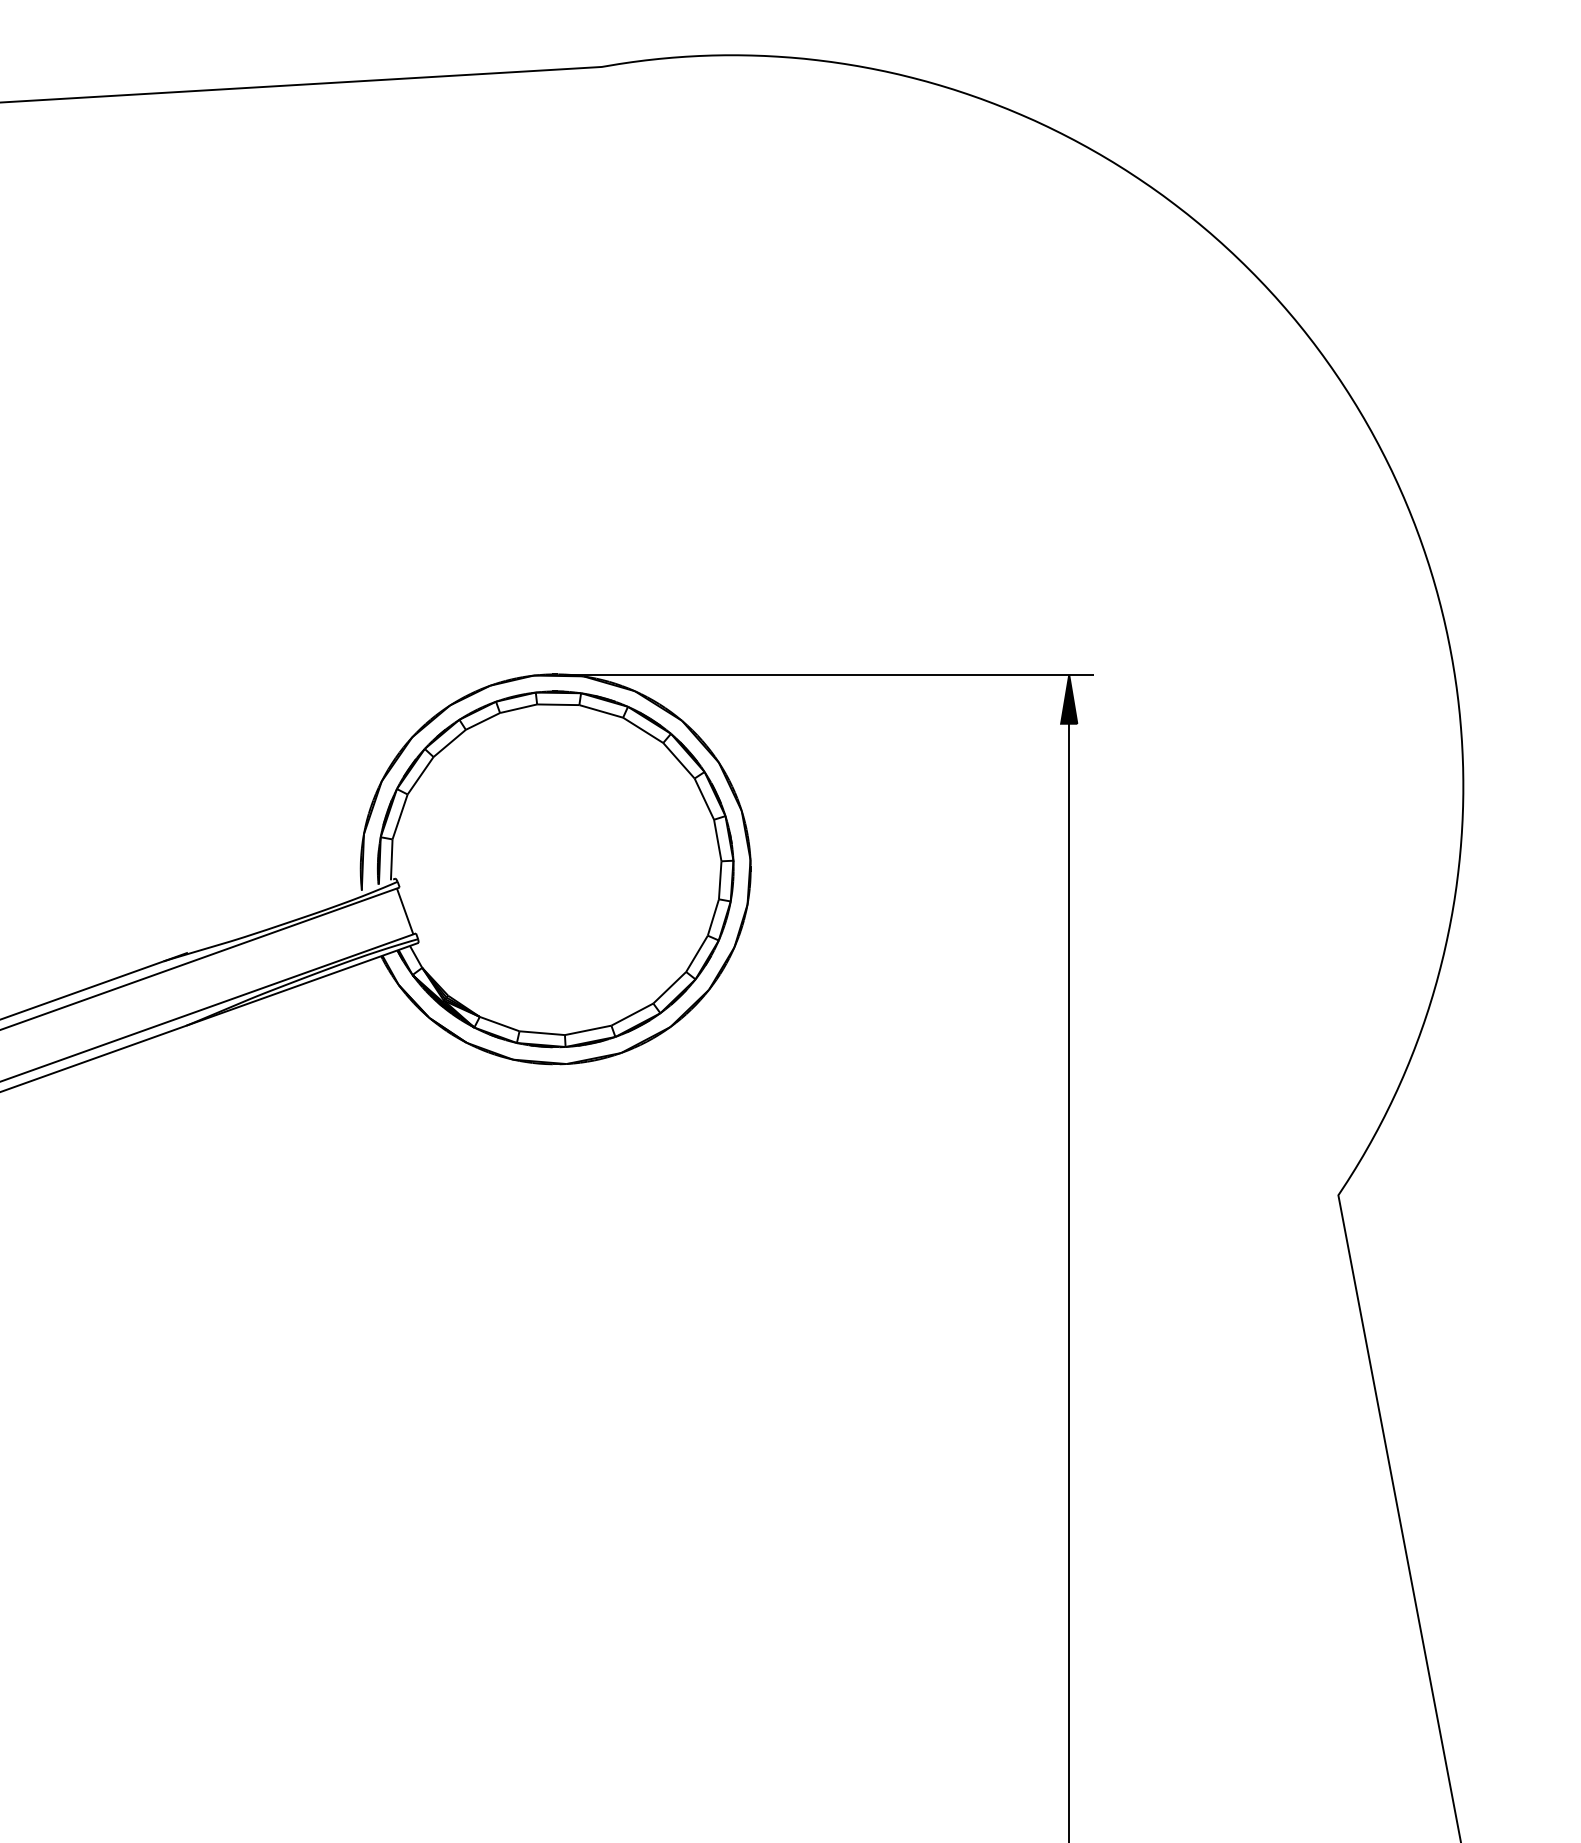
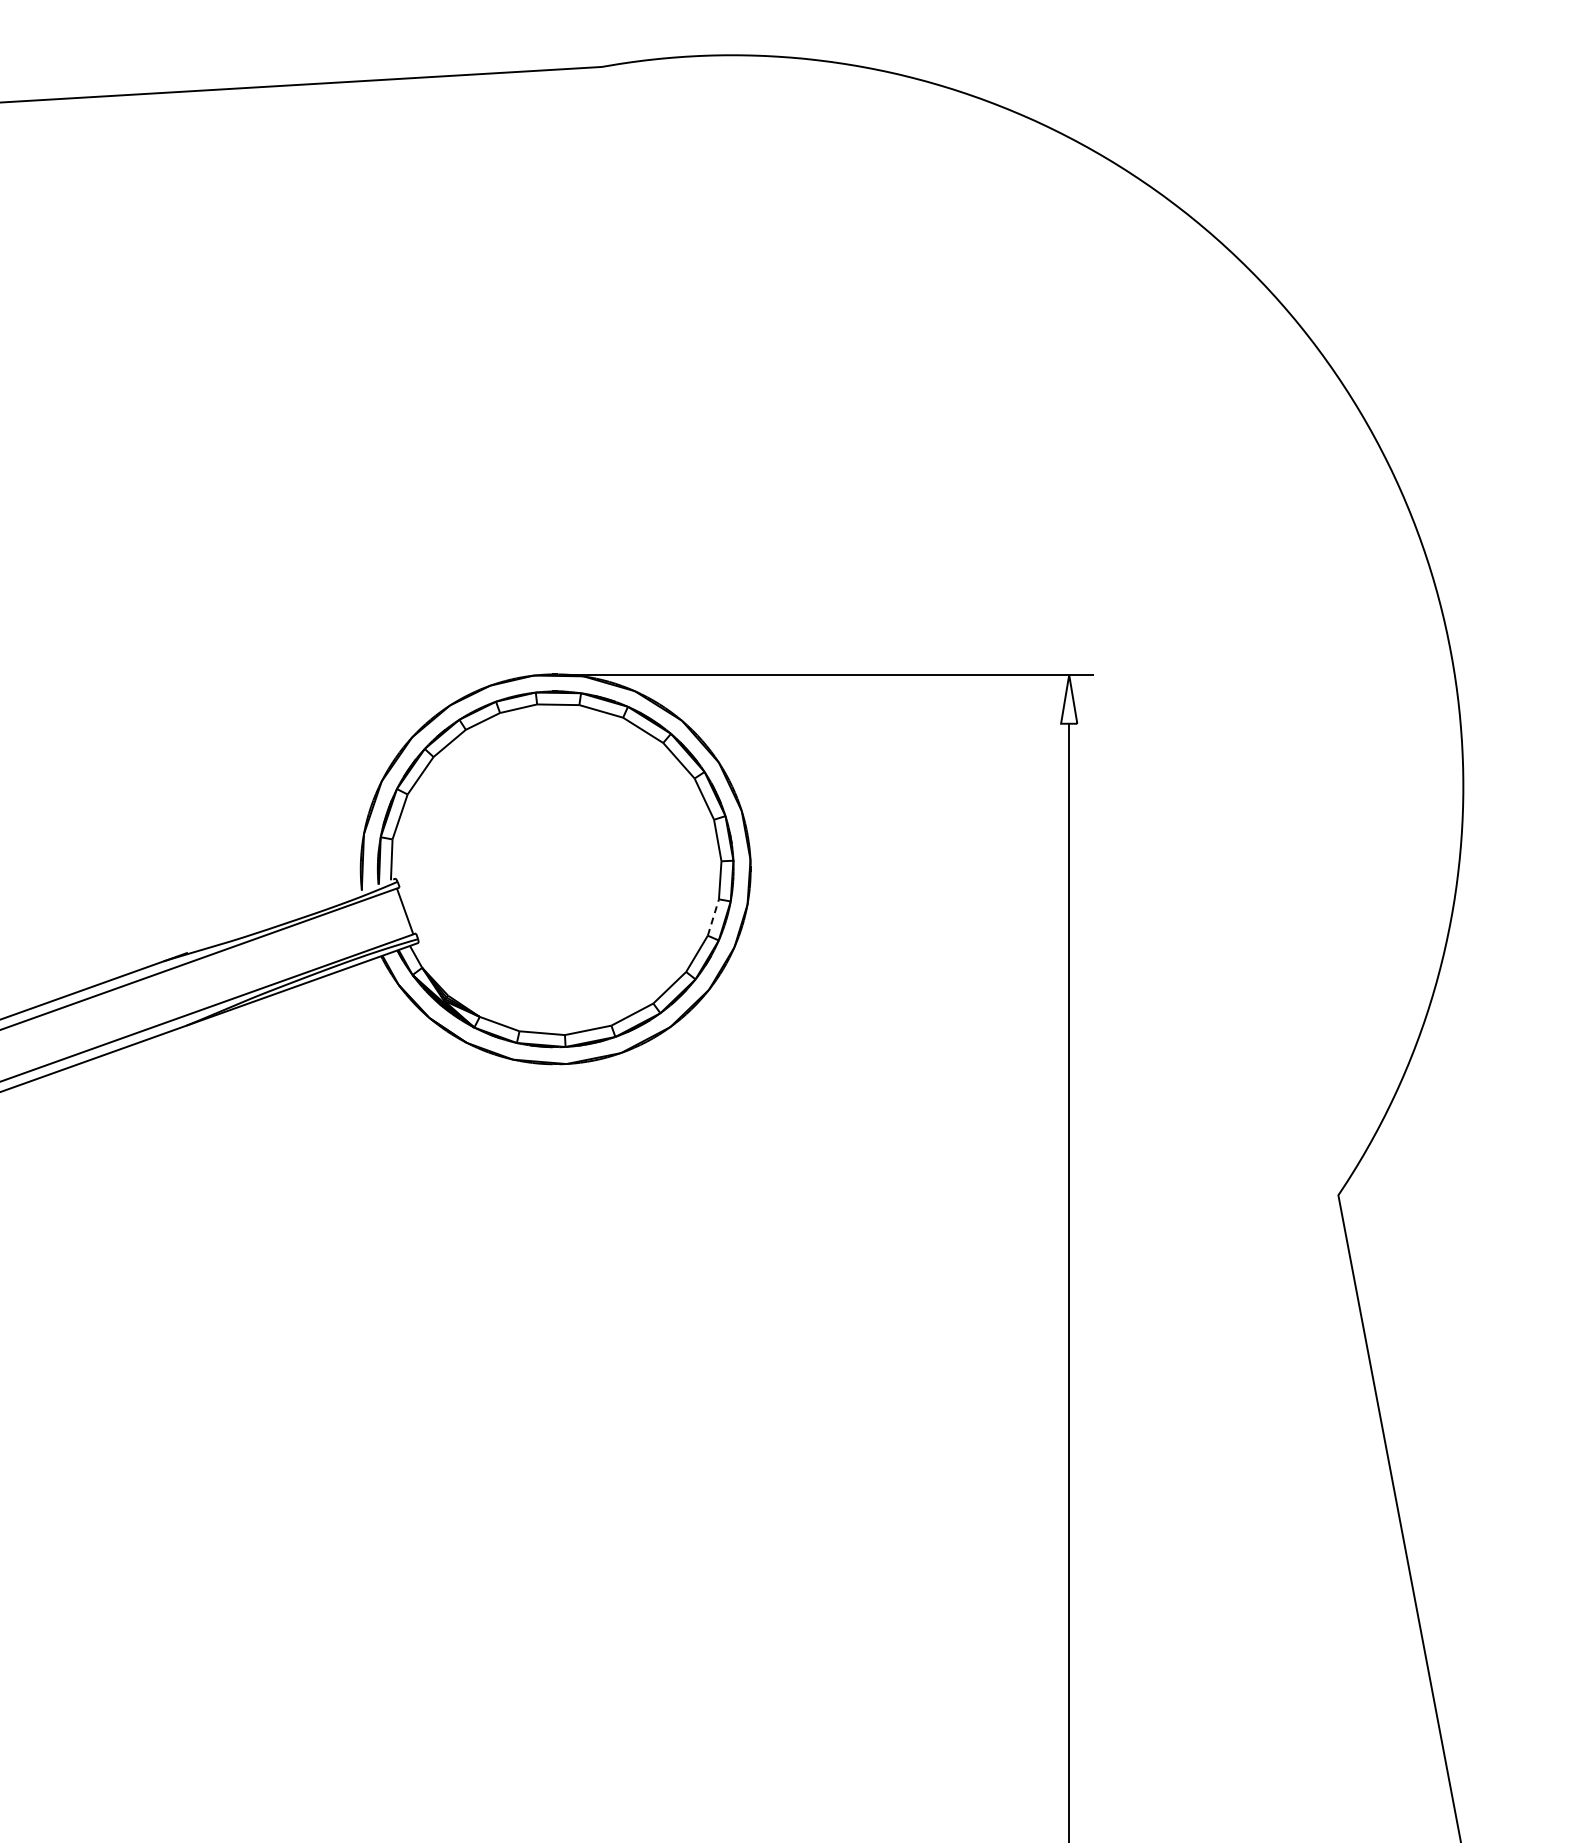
fill: present -> none (1069, 699)
line: solid -> dashed (713, 917)
